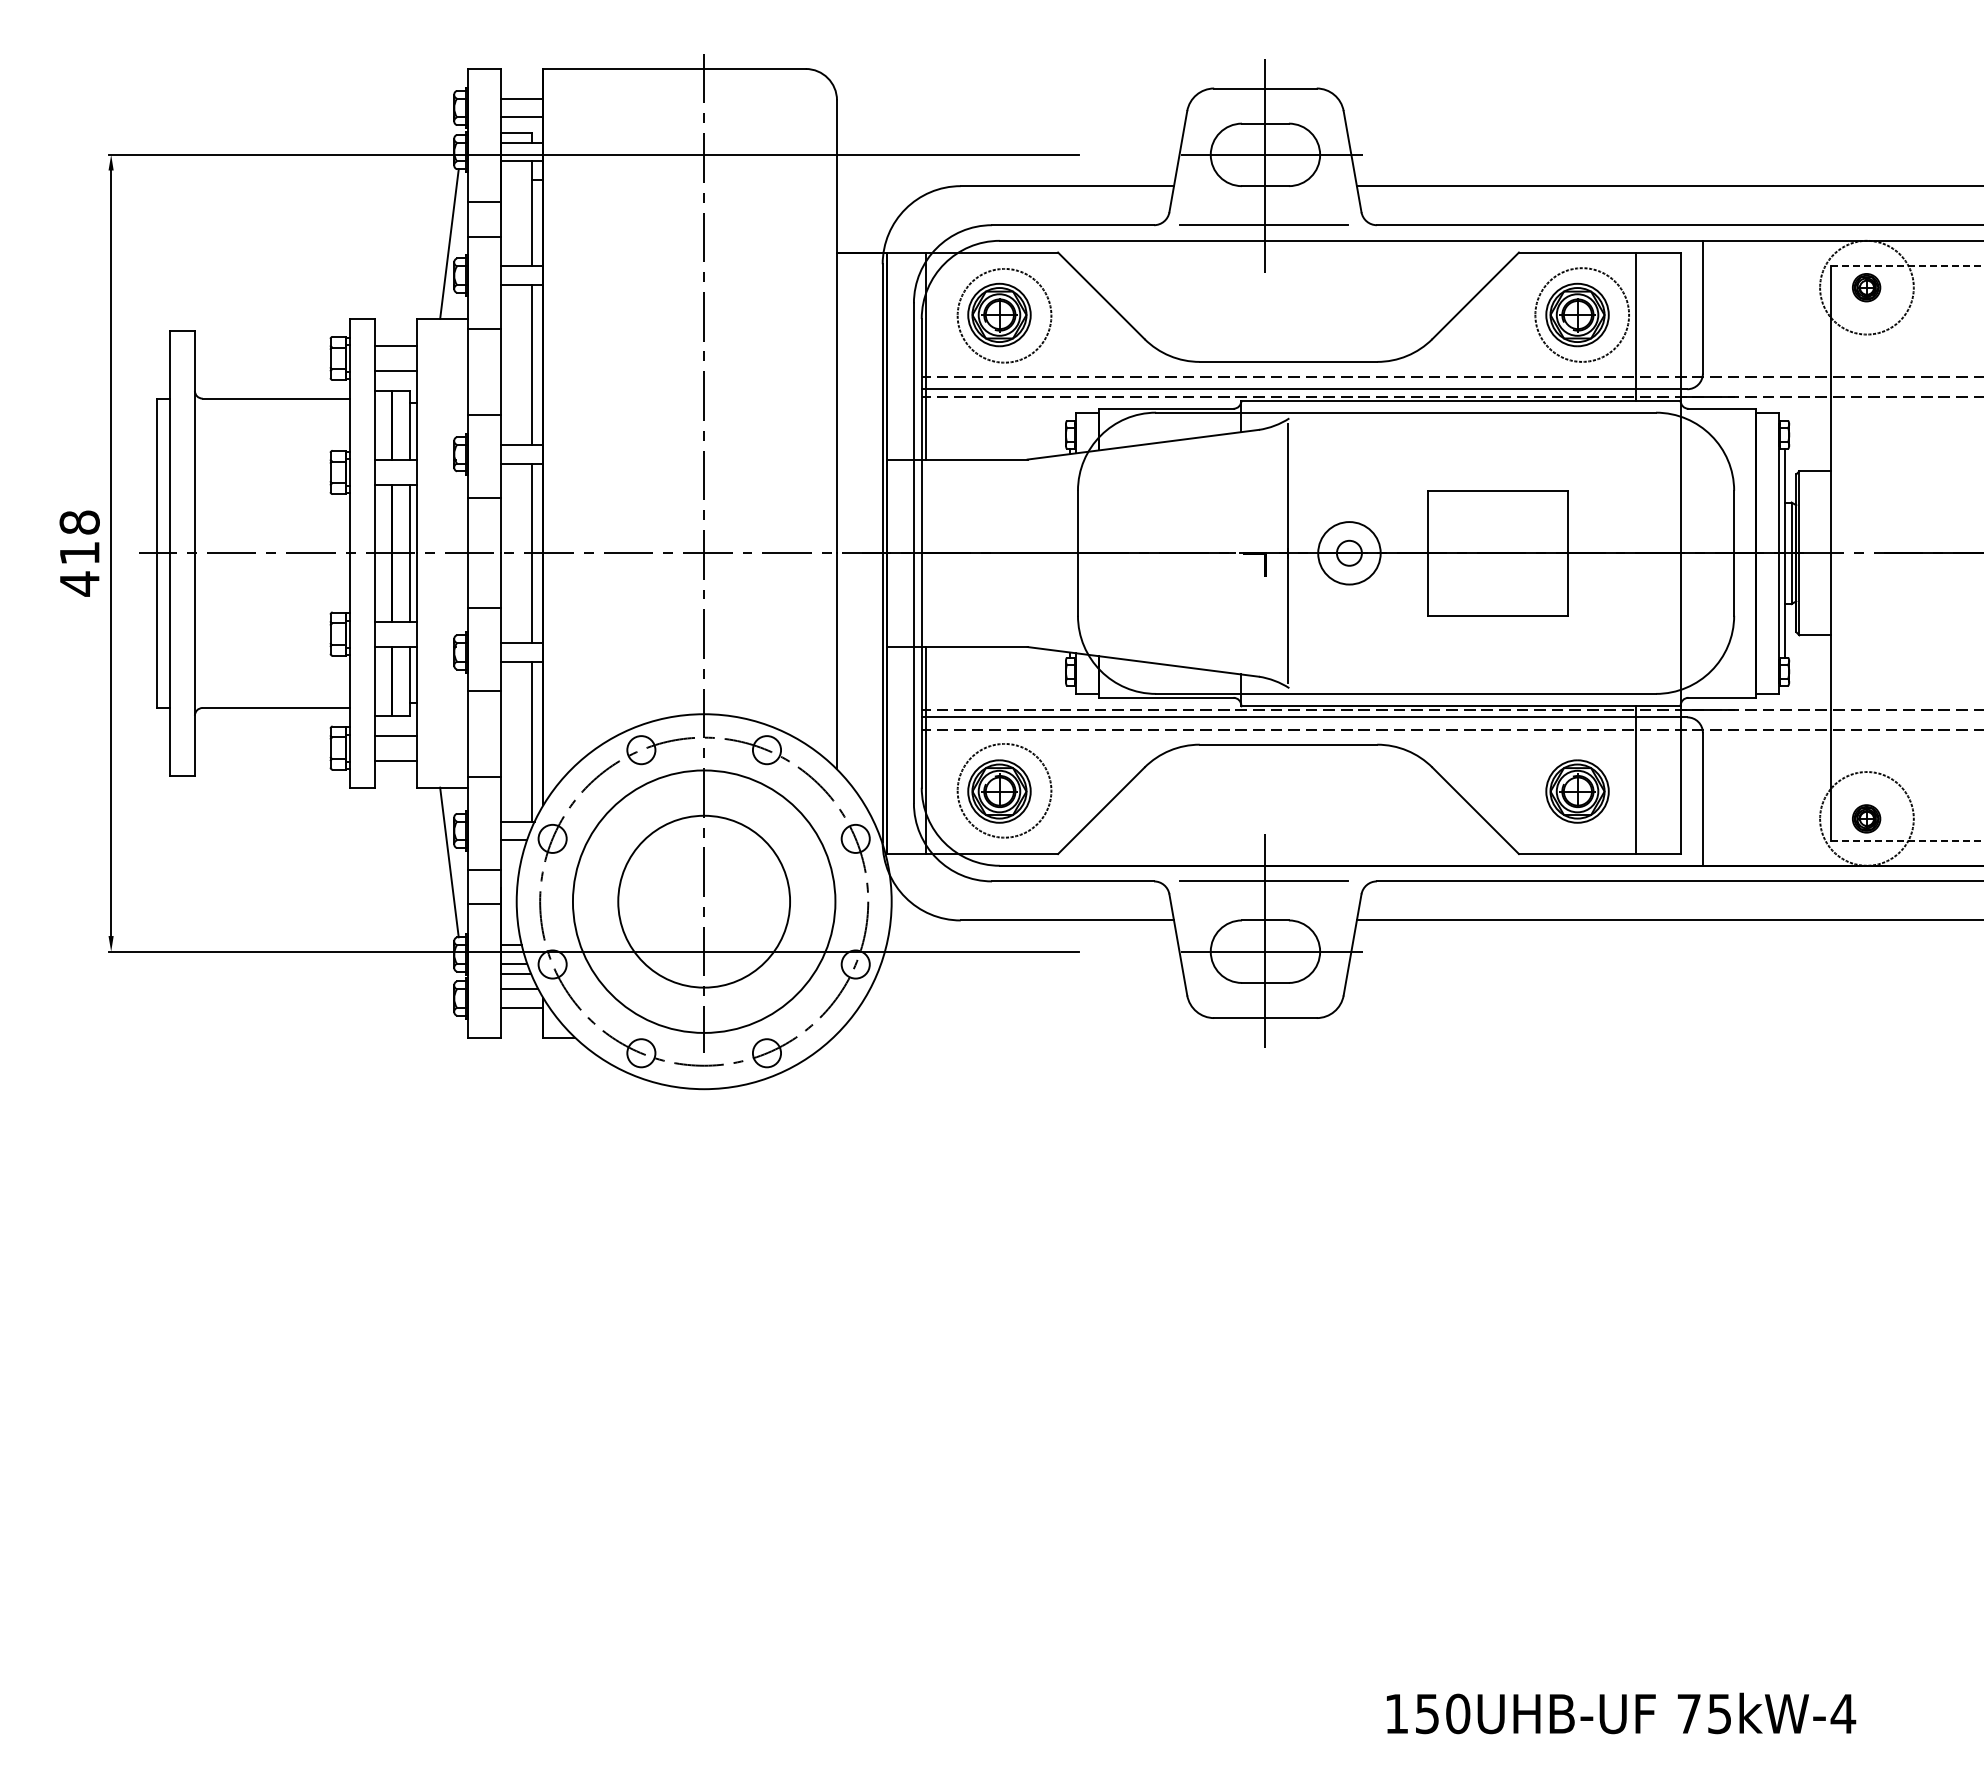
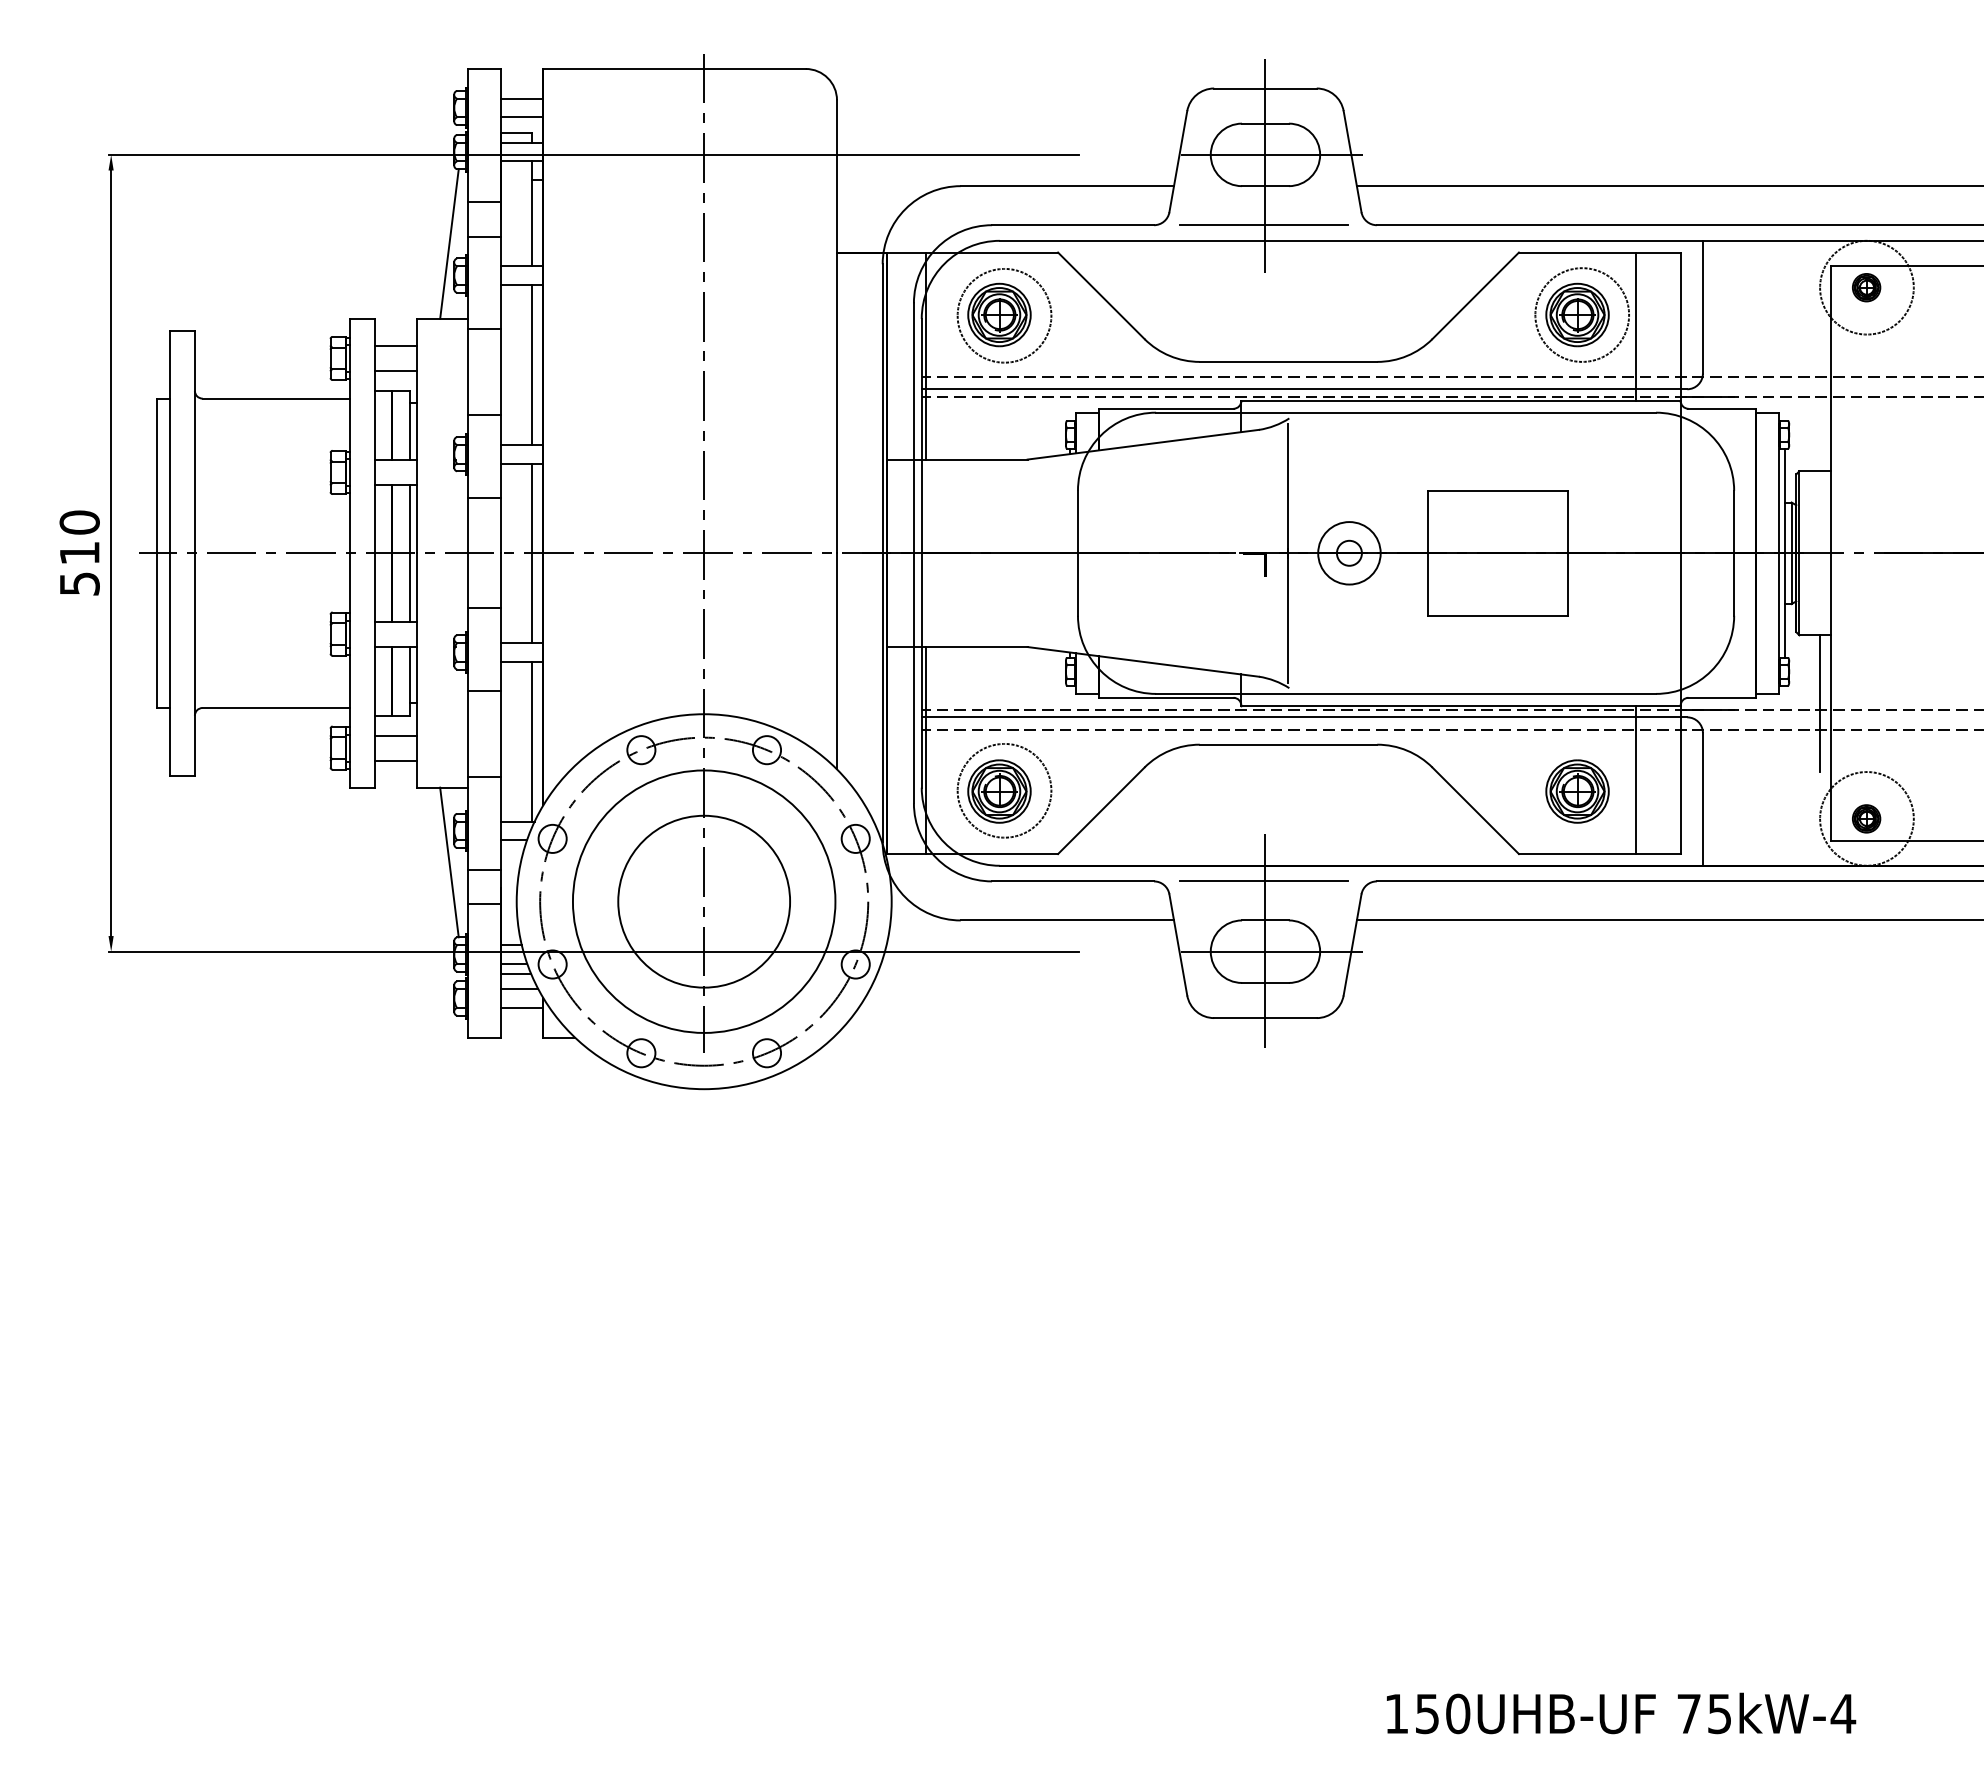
line: dashed -> solid (1907, 265)
text: 418 -> 510 (79, 553)
line: none -> present (1819, 703)
line: dashed -> solid (1907, 840)
